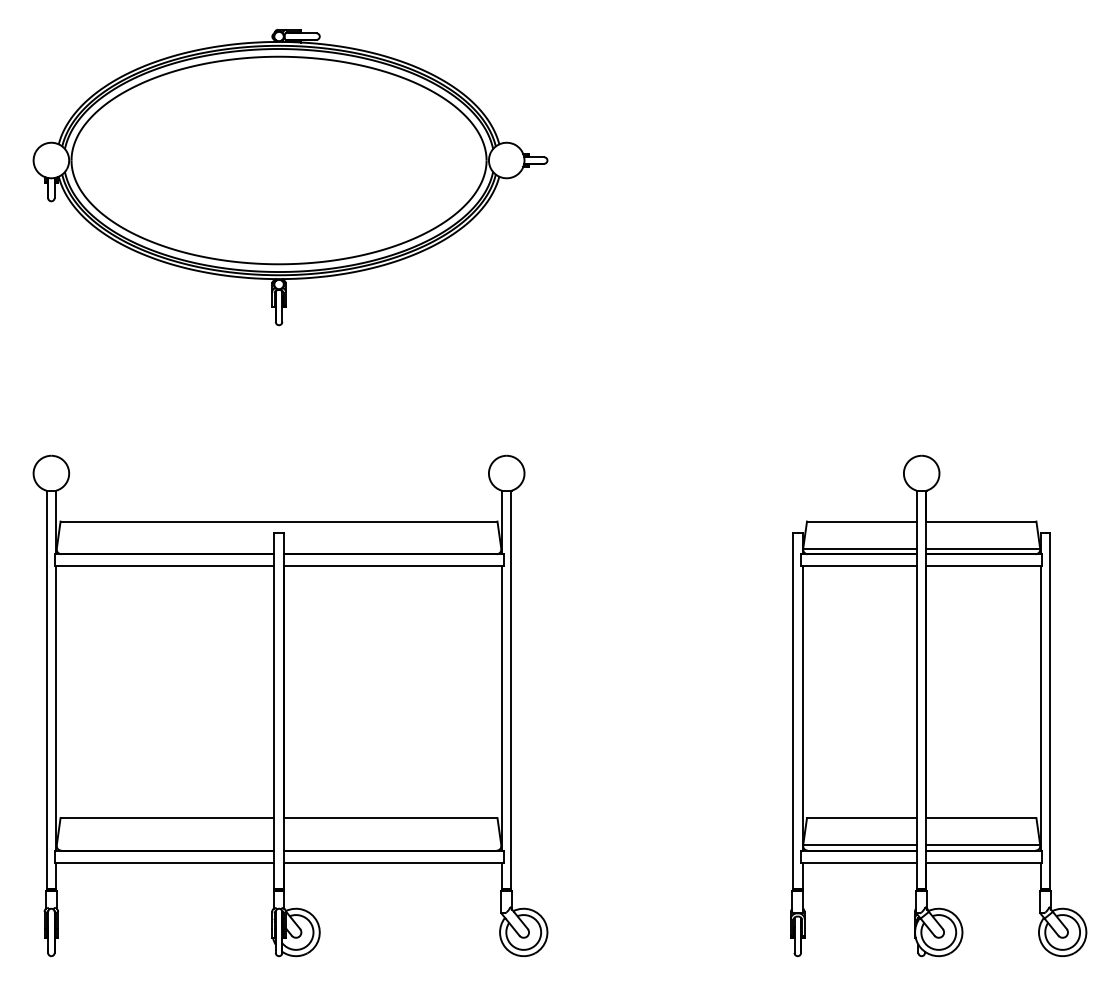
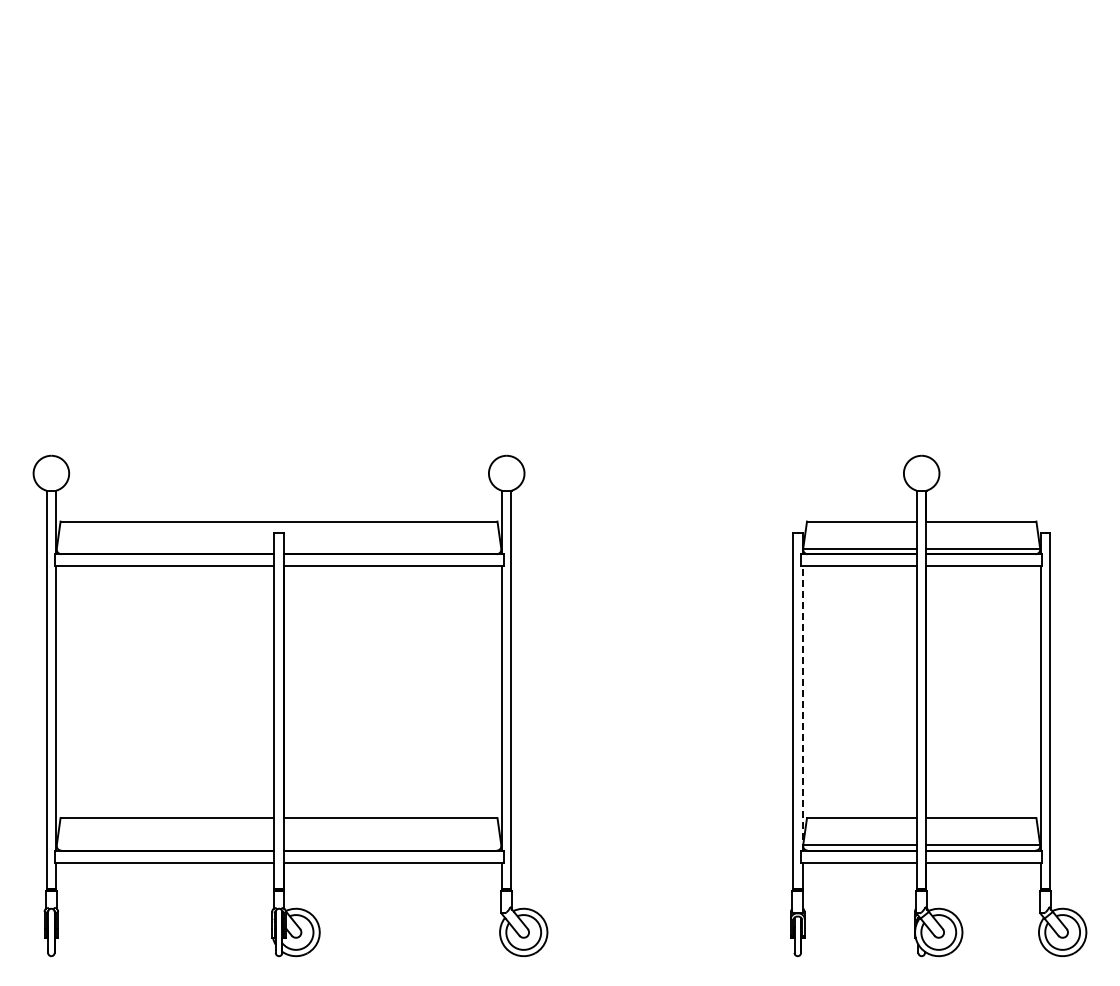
part: present -> none (290, 177)
line: solid -> dashed (802, 707)
